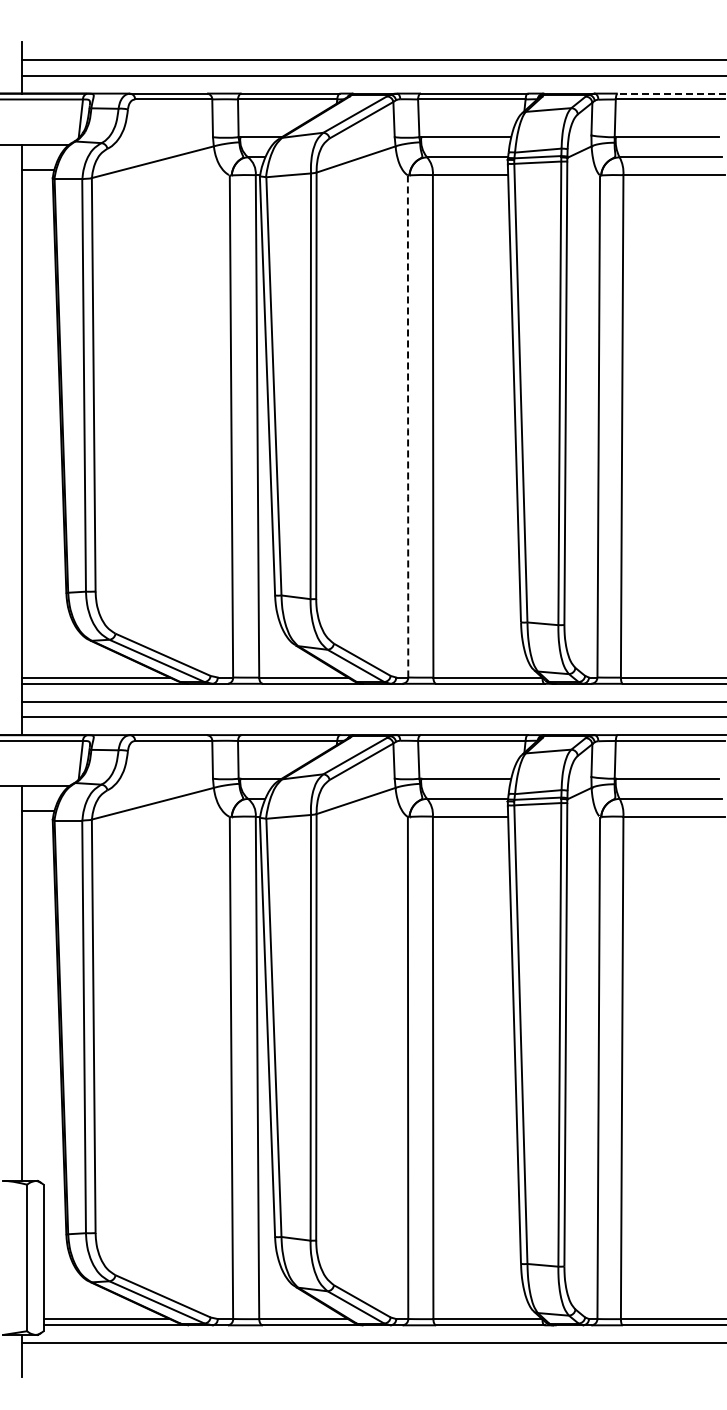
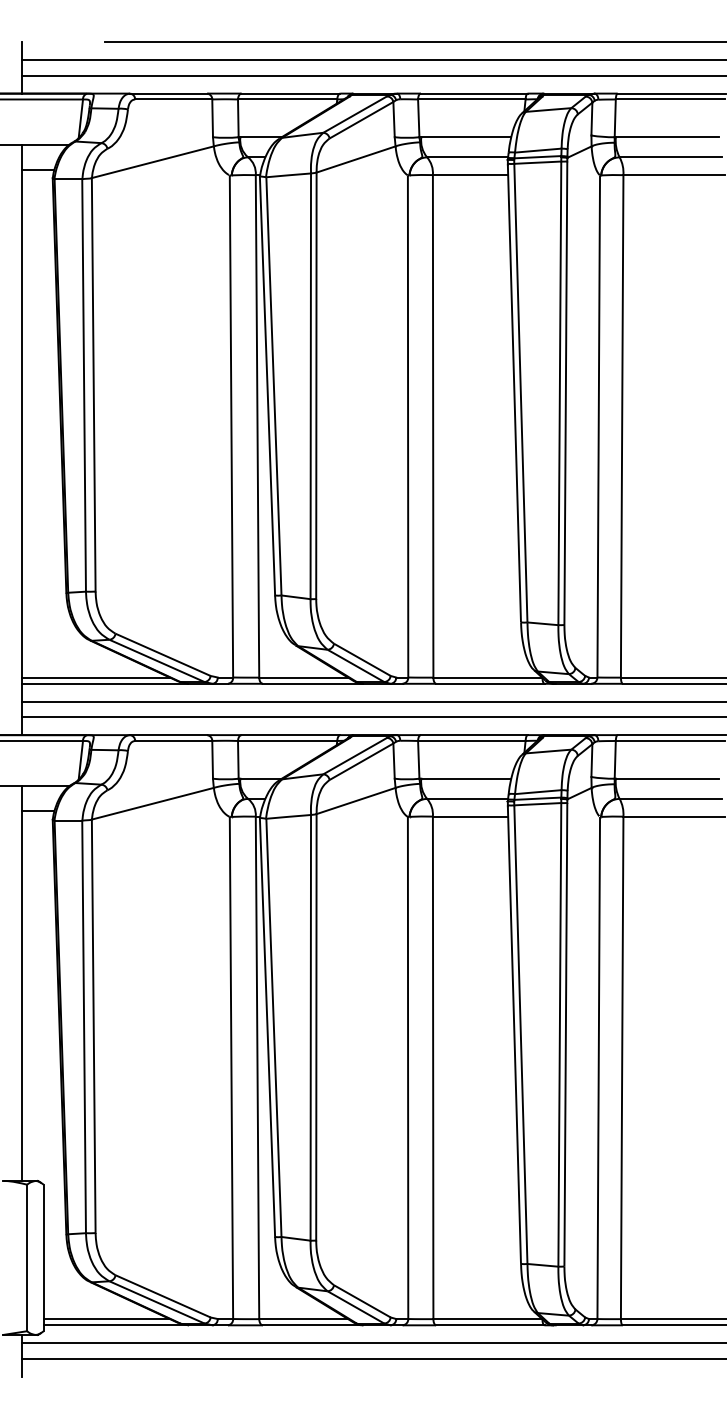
line: none -> present (413, 42)
line: dashed -> solid (671, 93)
line: dashed -> solid (408, 427)
line: none -> present (372, 1358)
